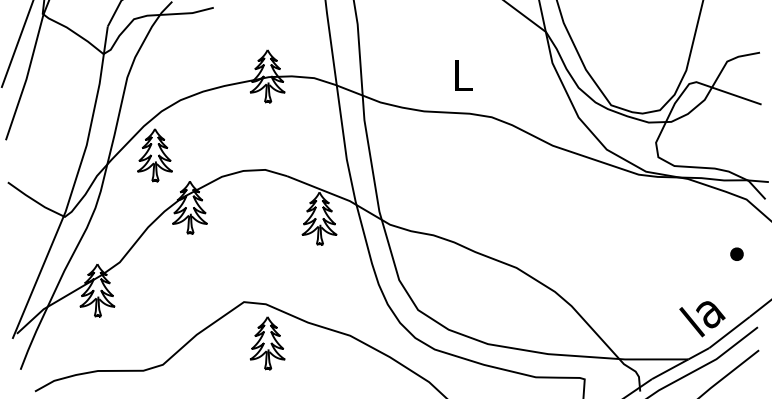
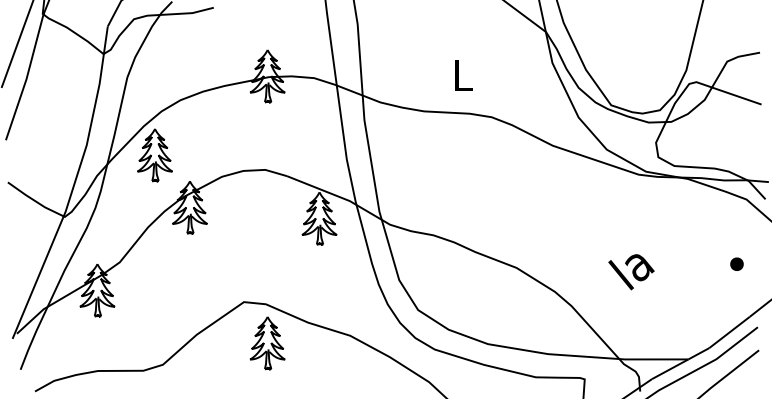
part position: (736, 253) -> (736, 263) (736, 263)
text position: (702, 319) -> (631, 272) (631, 272)
